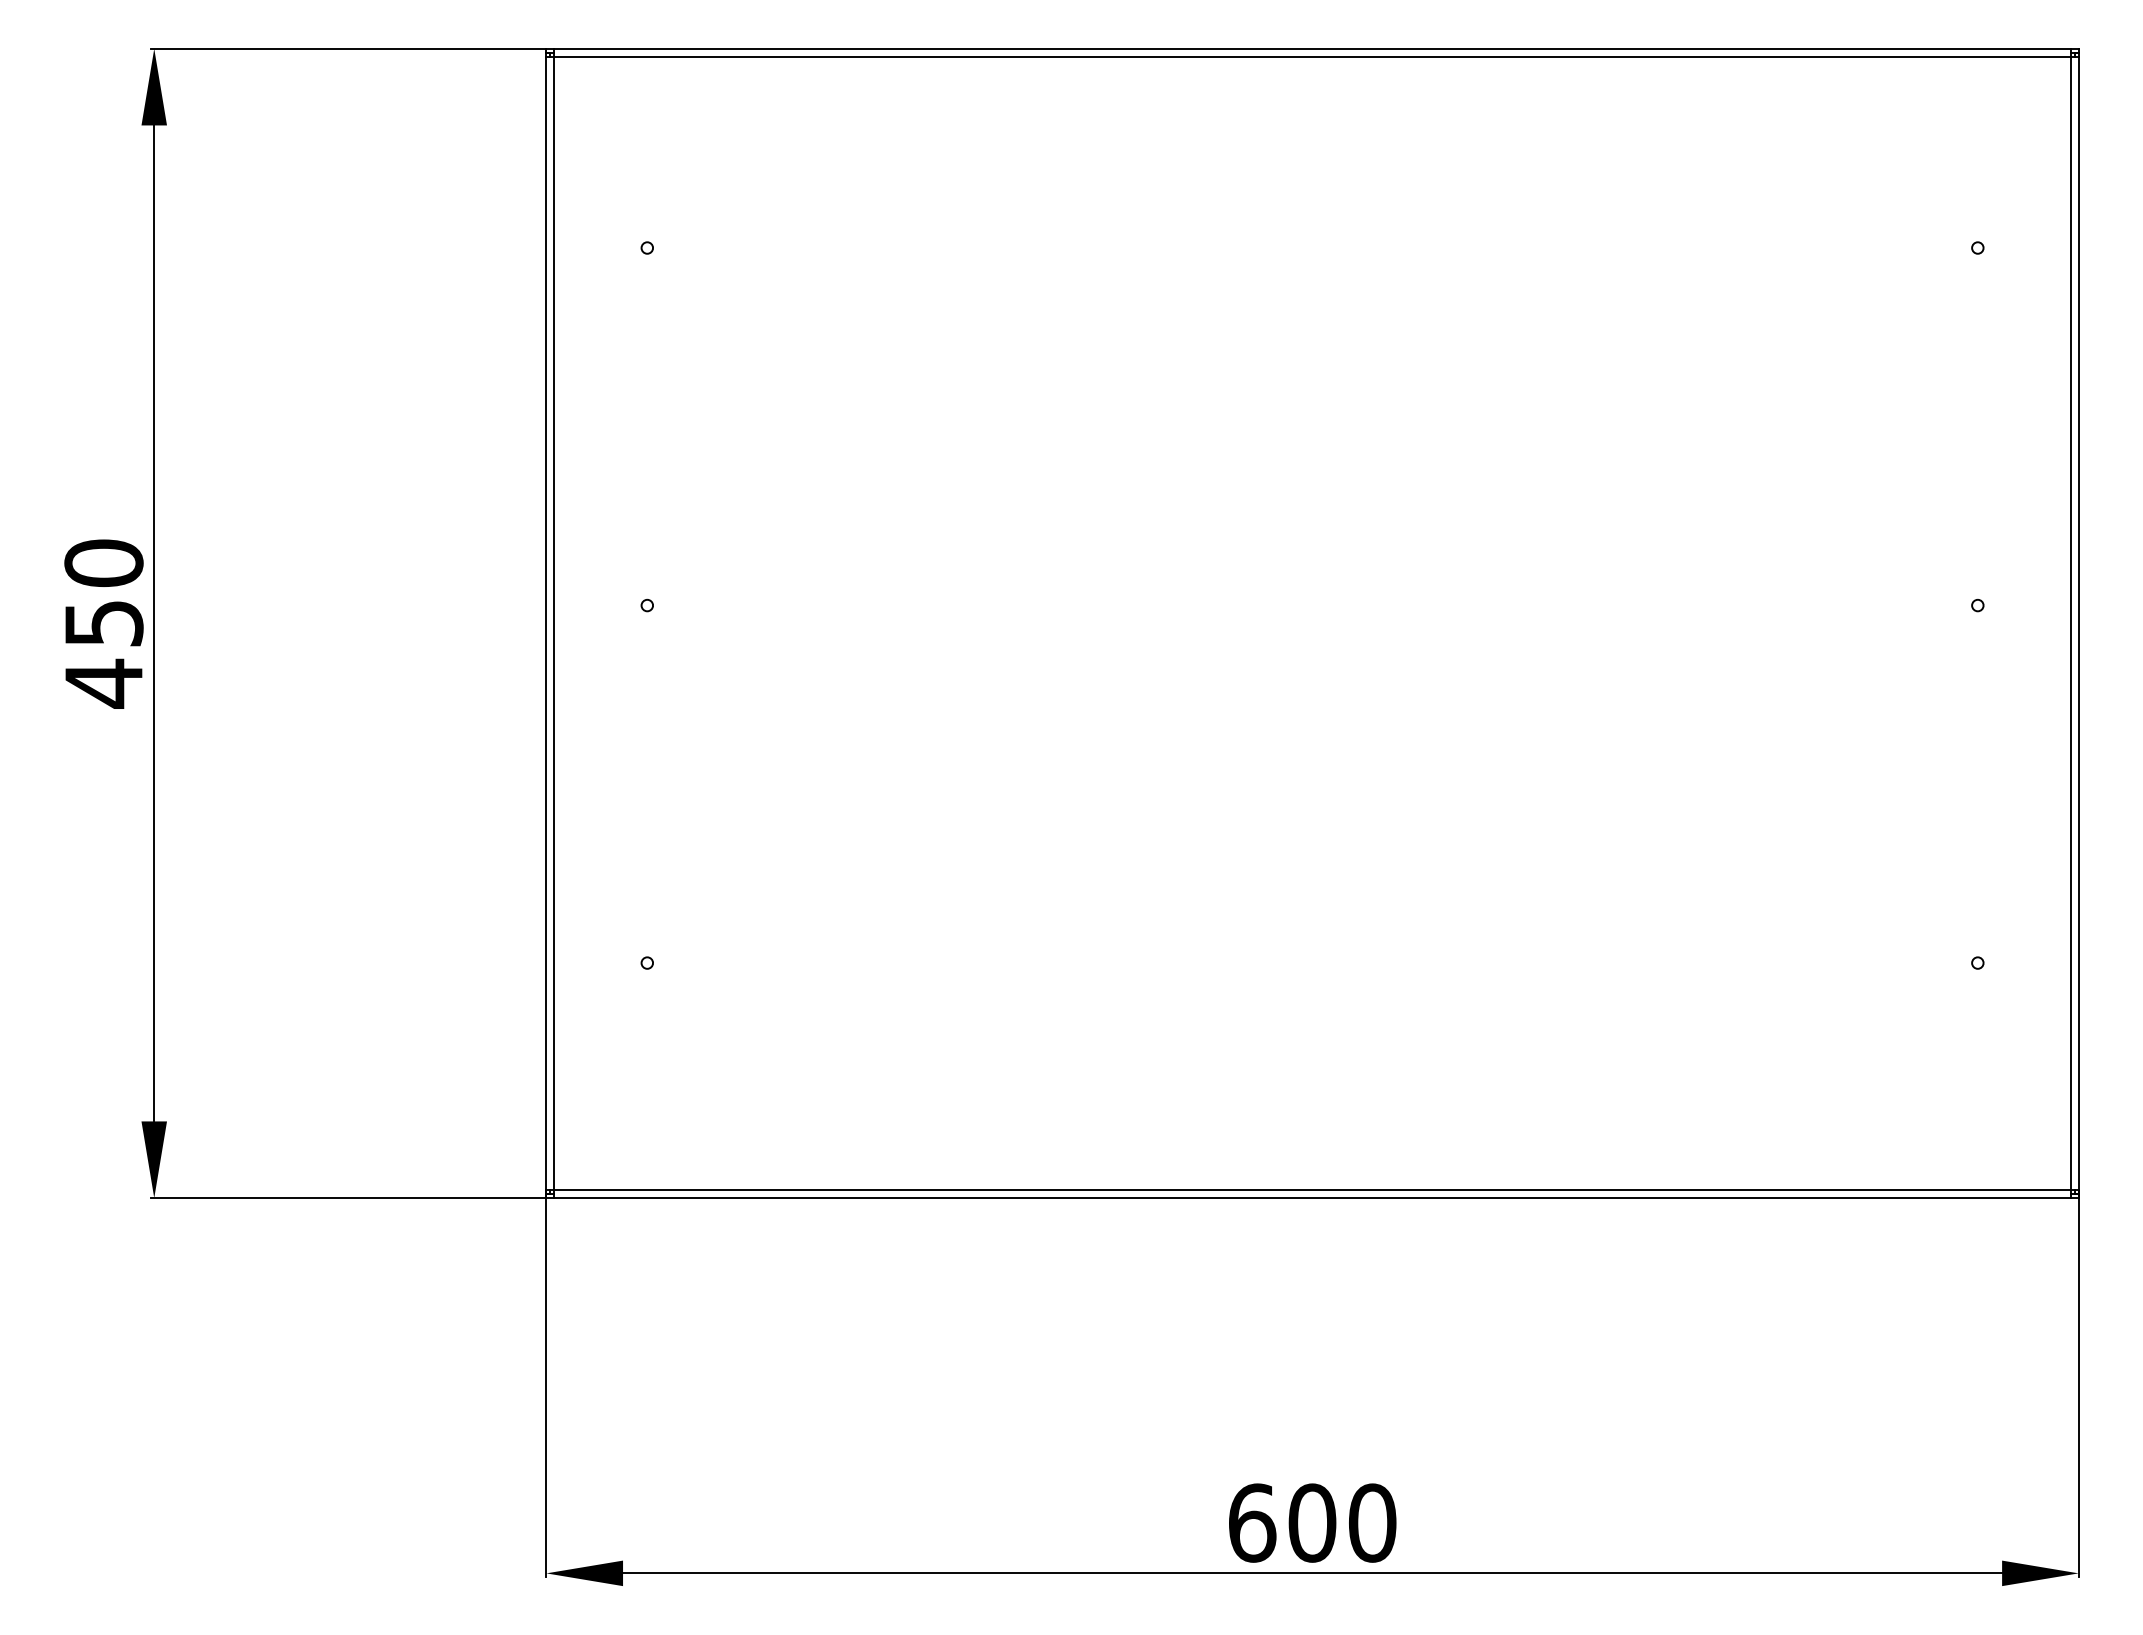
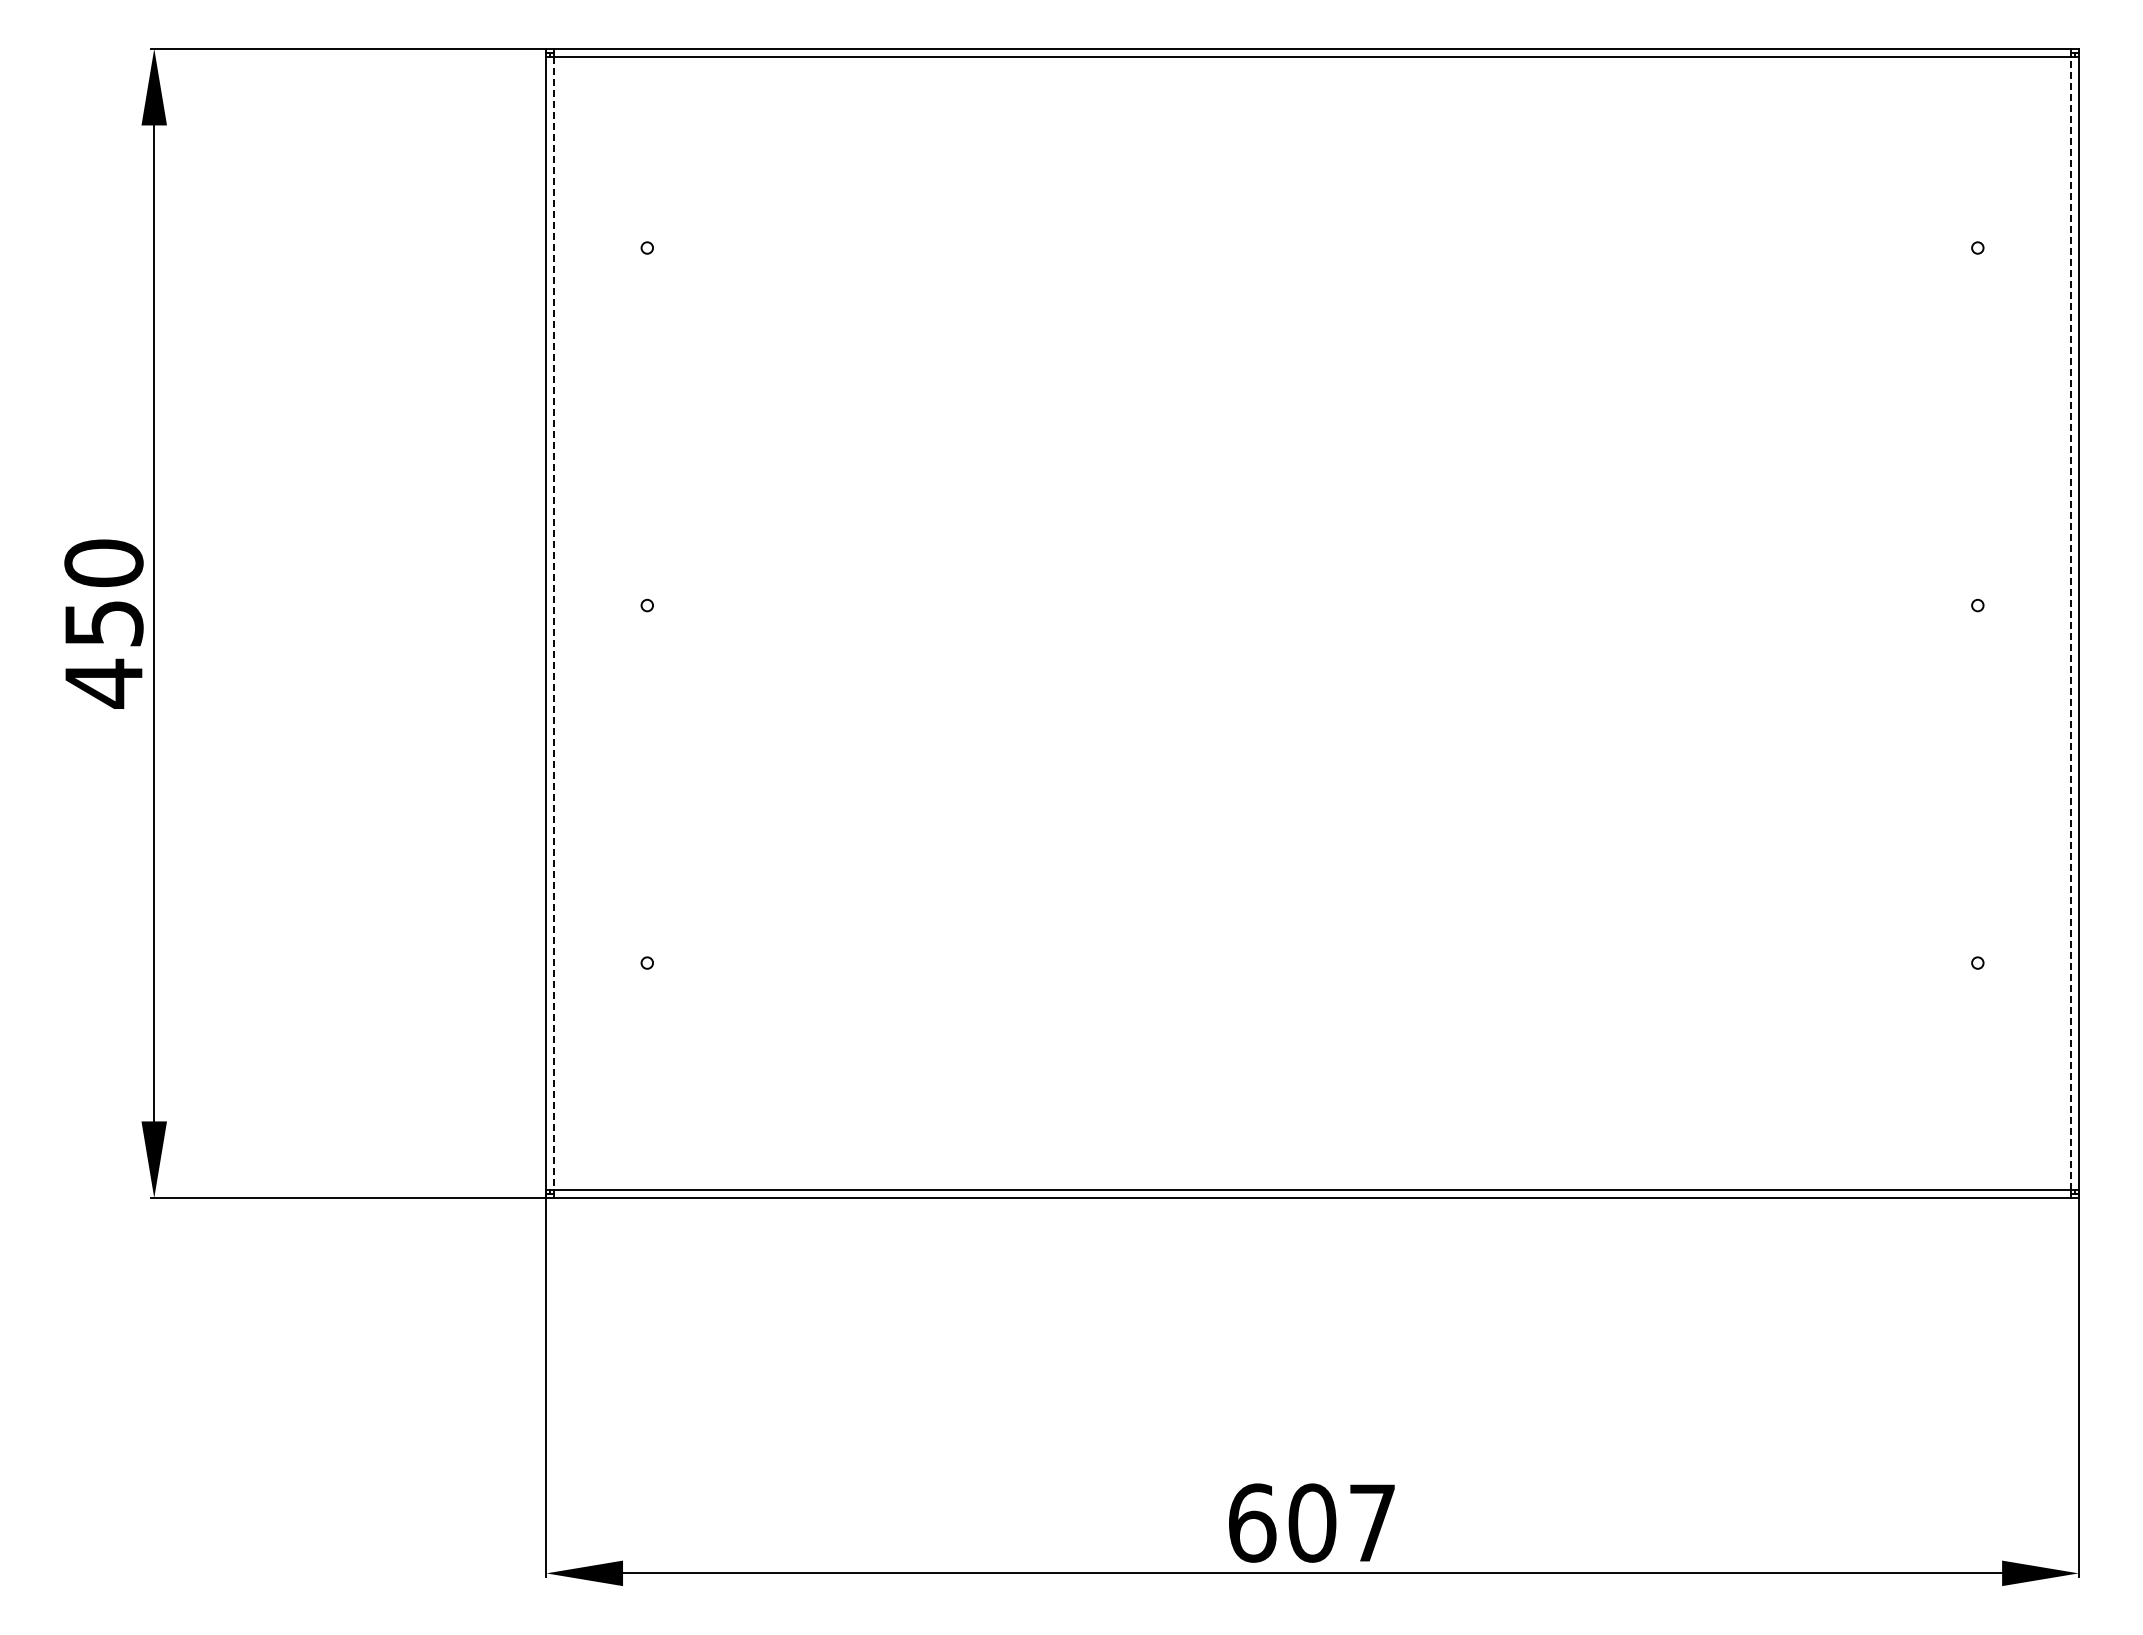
line: solid -> dashed (554, 623)
line: solid -> dashed (2071, 623)
text: 600 -> 607 (1372, 1522)
